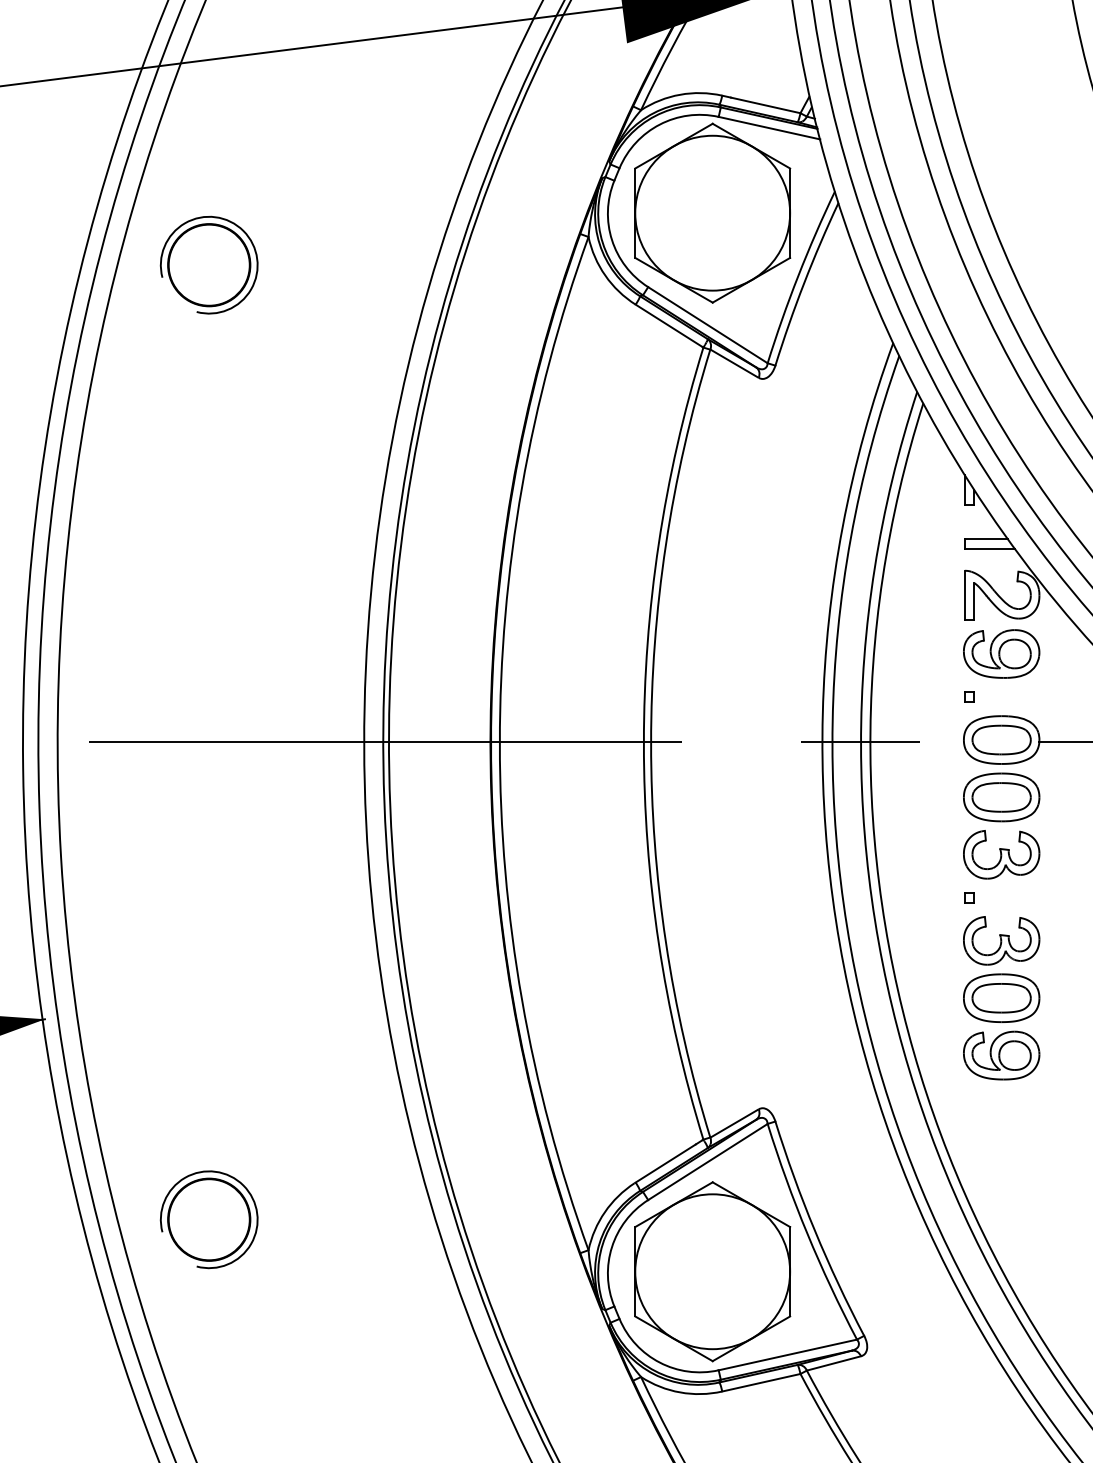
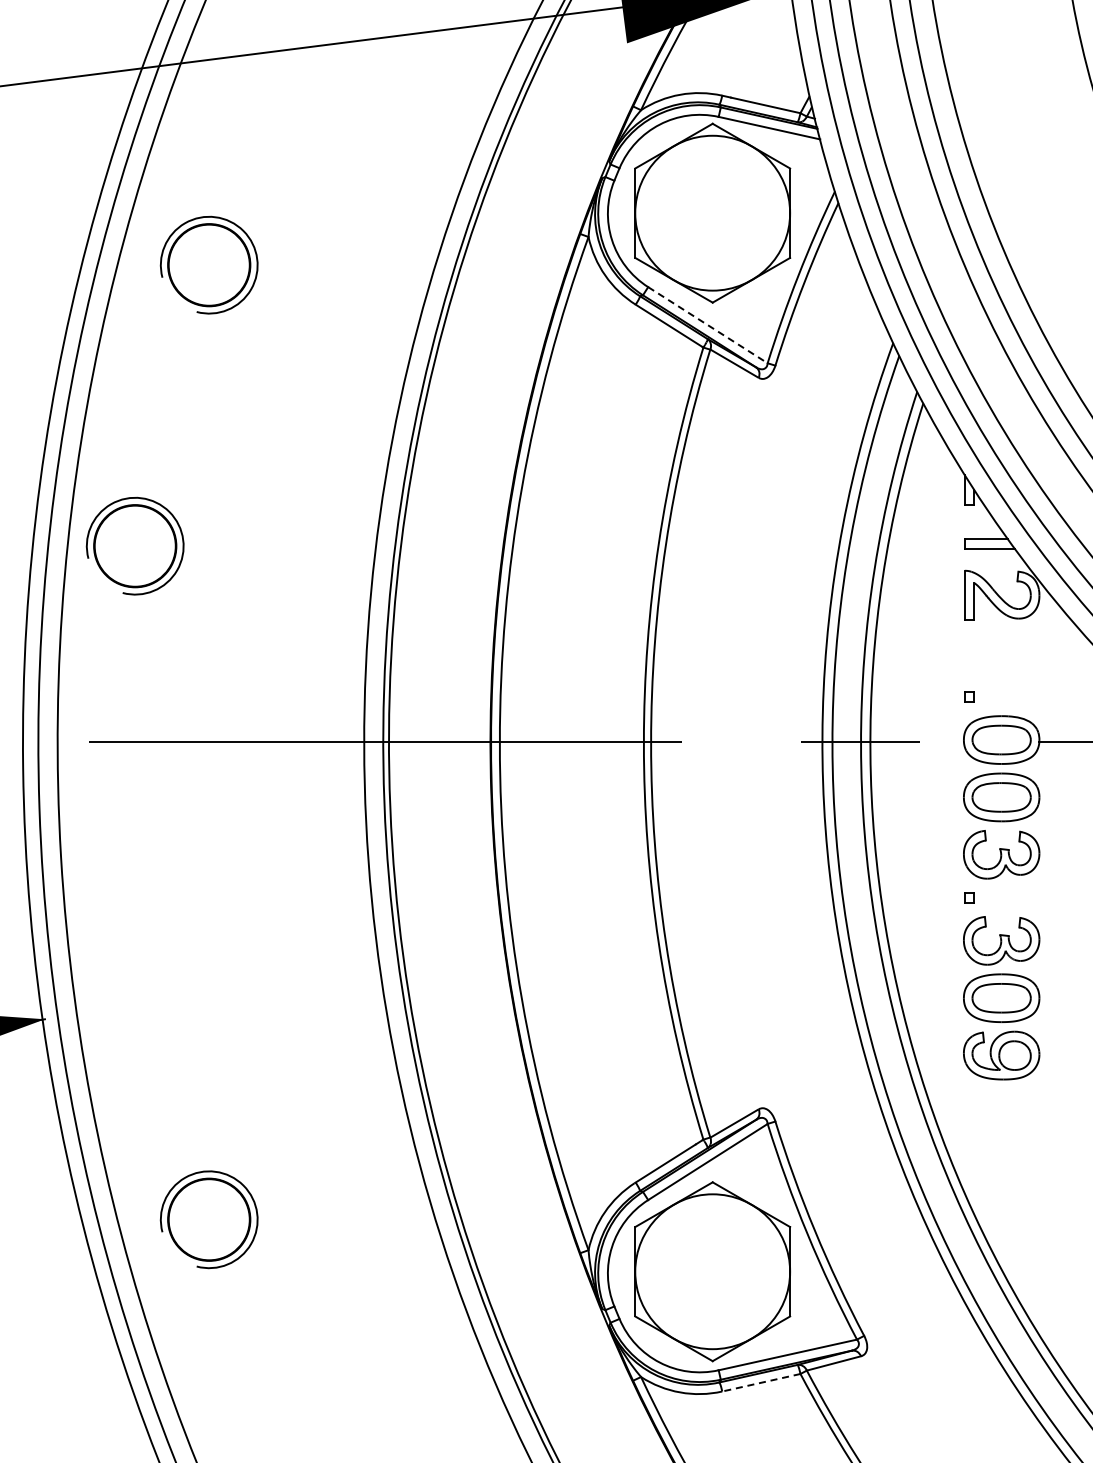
line: solid -> dashed (707, 325)
part: none -> present (134, 545)
part: present -> none (1001, 653)
line: solid -> dashed (760, 1382)
